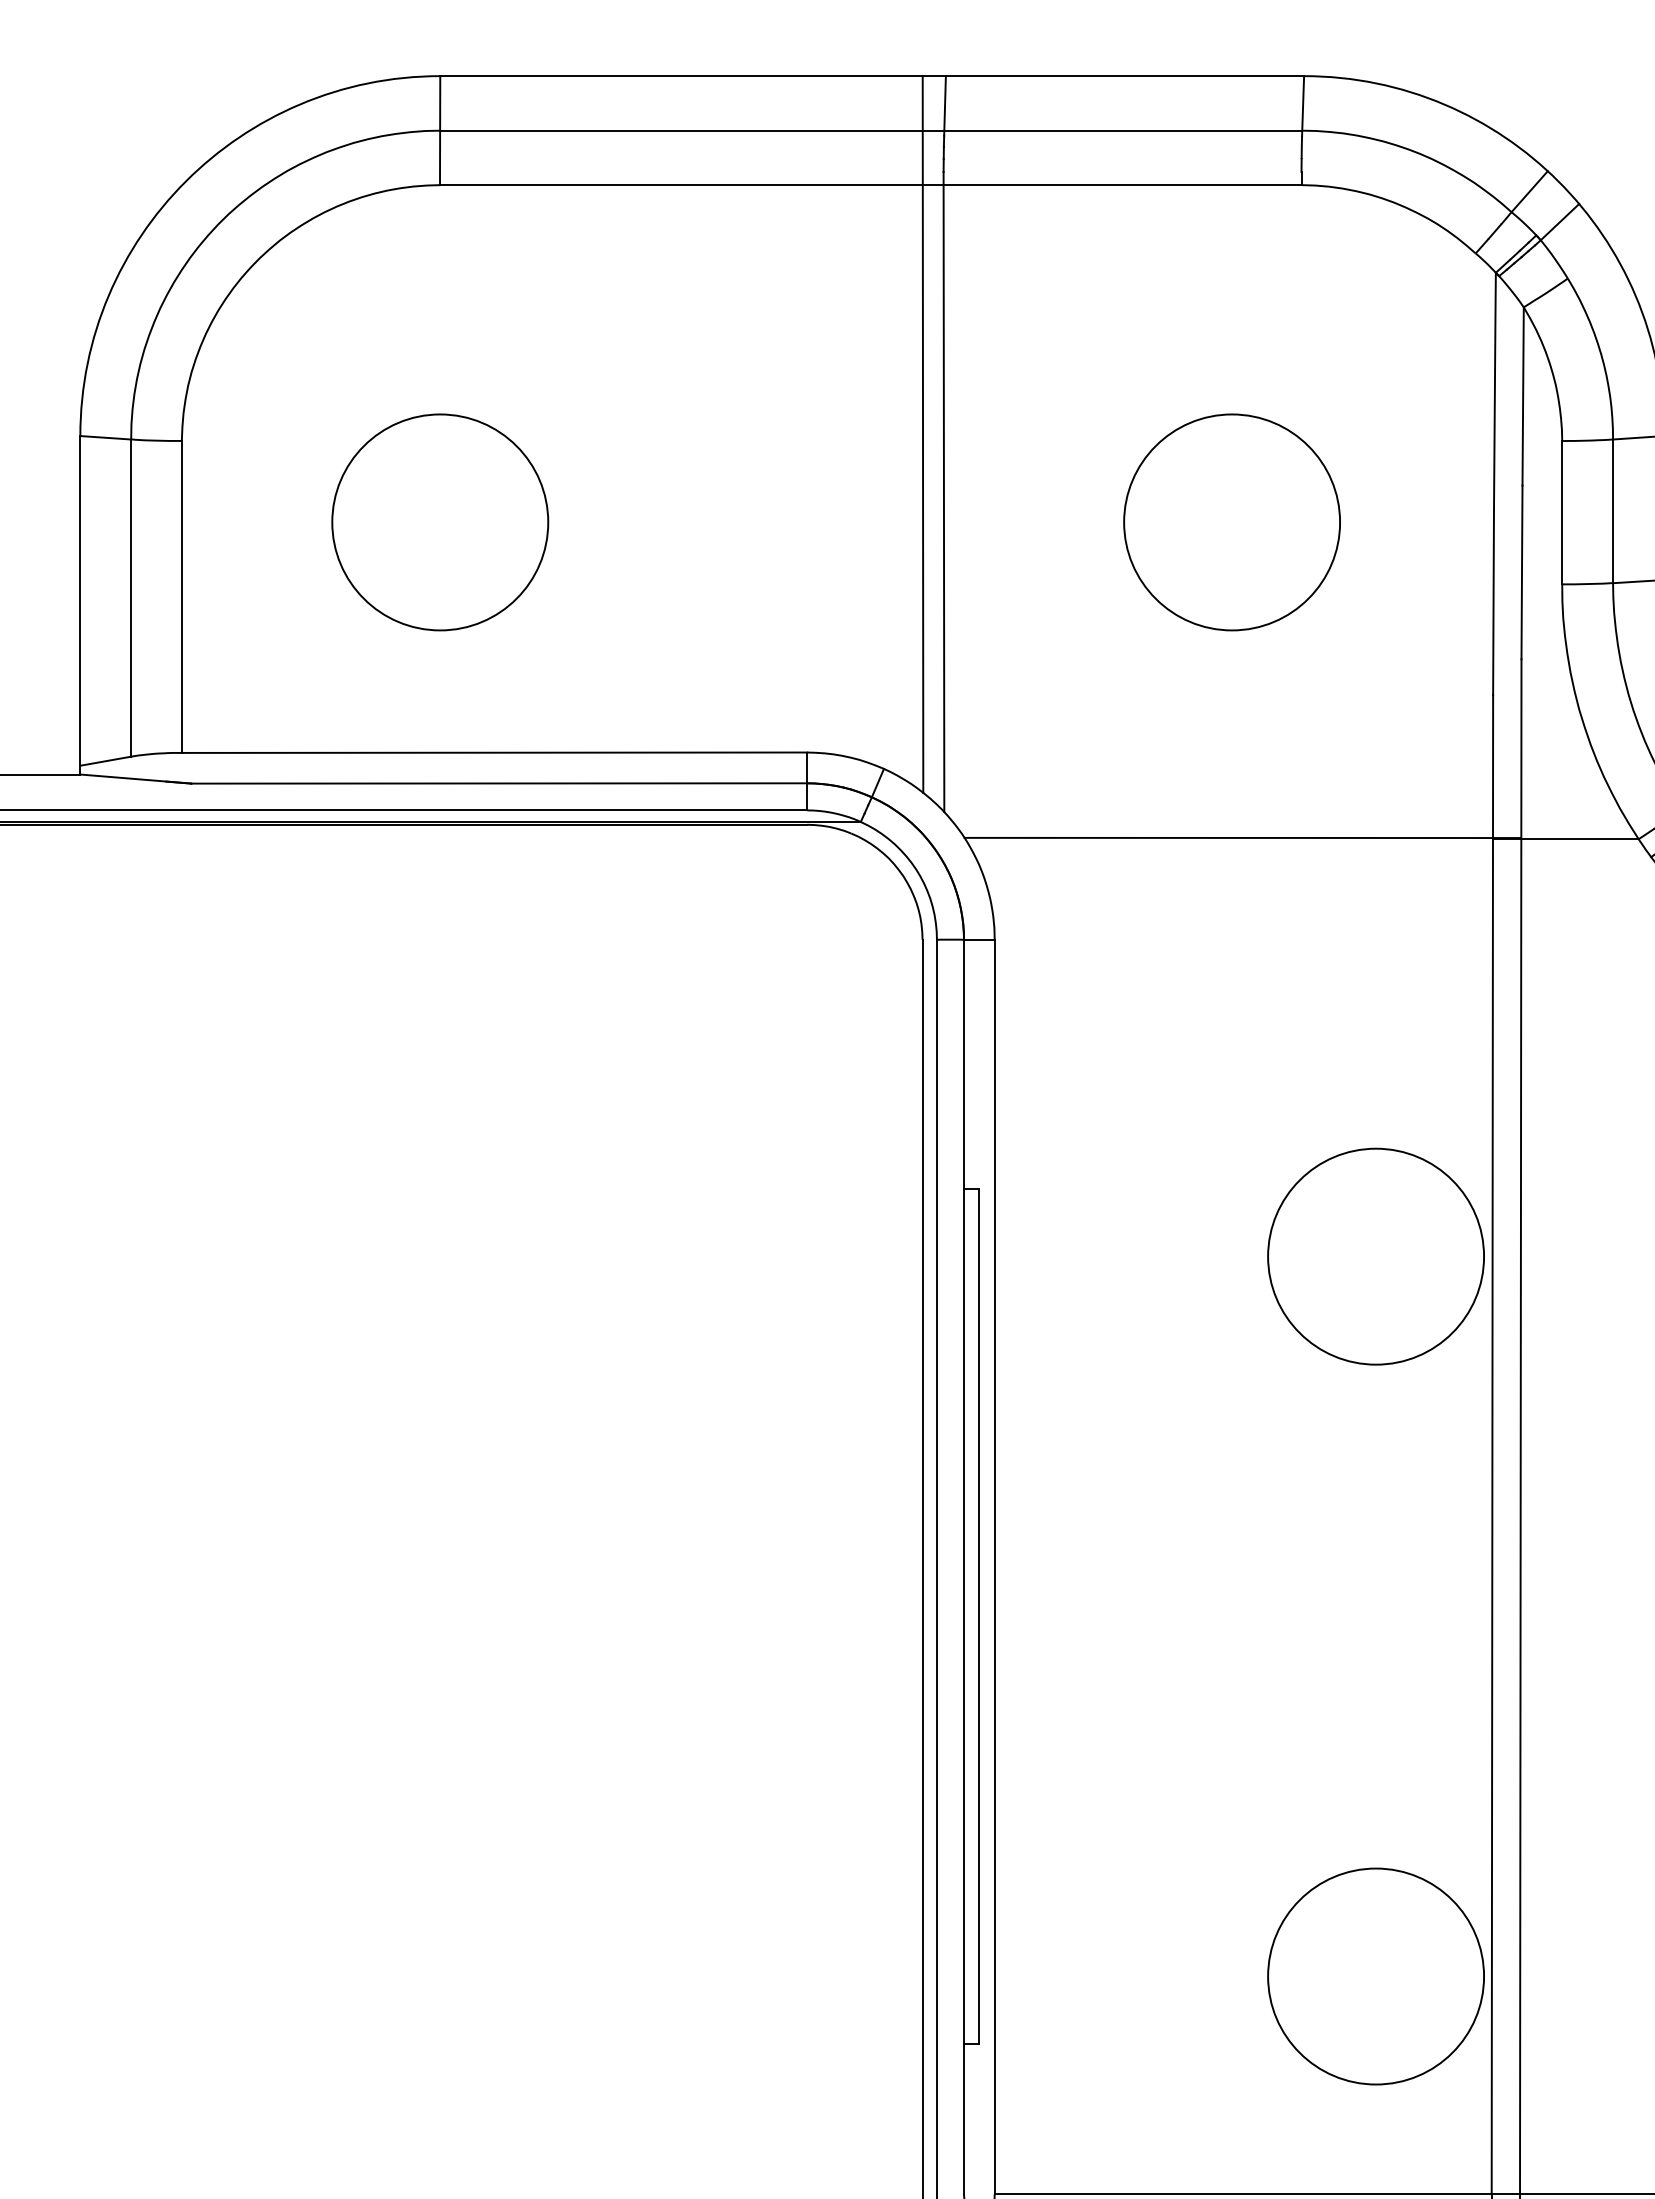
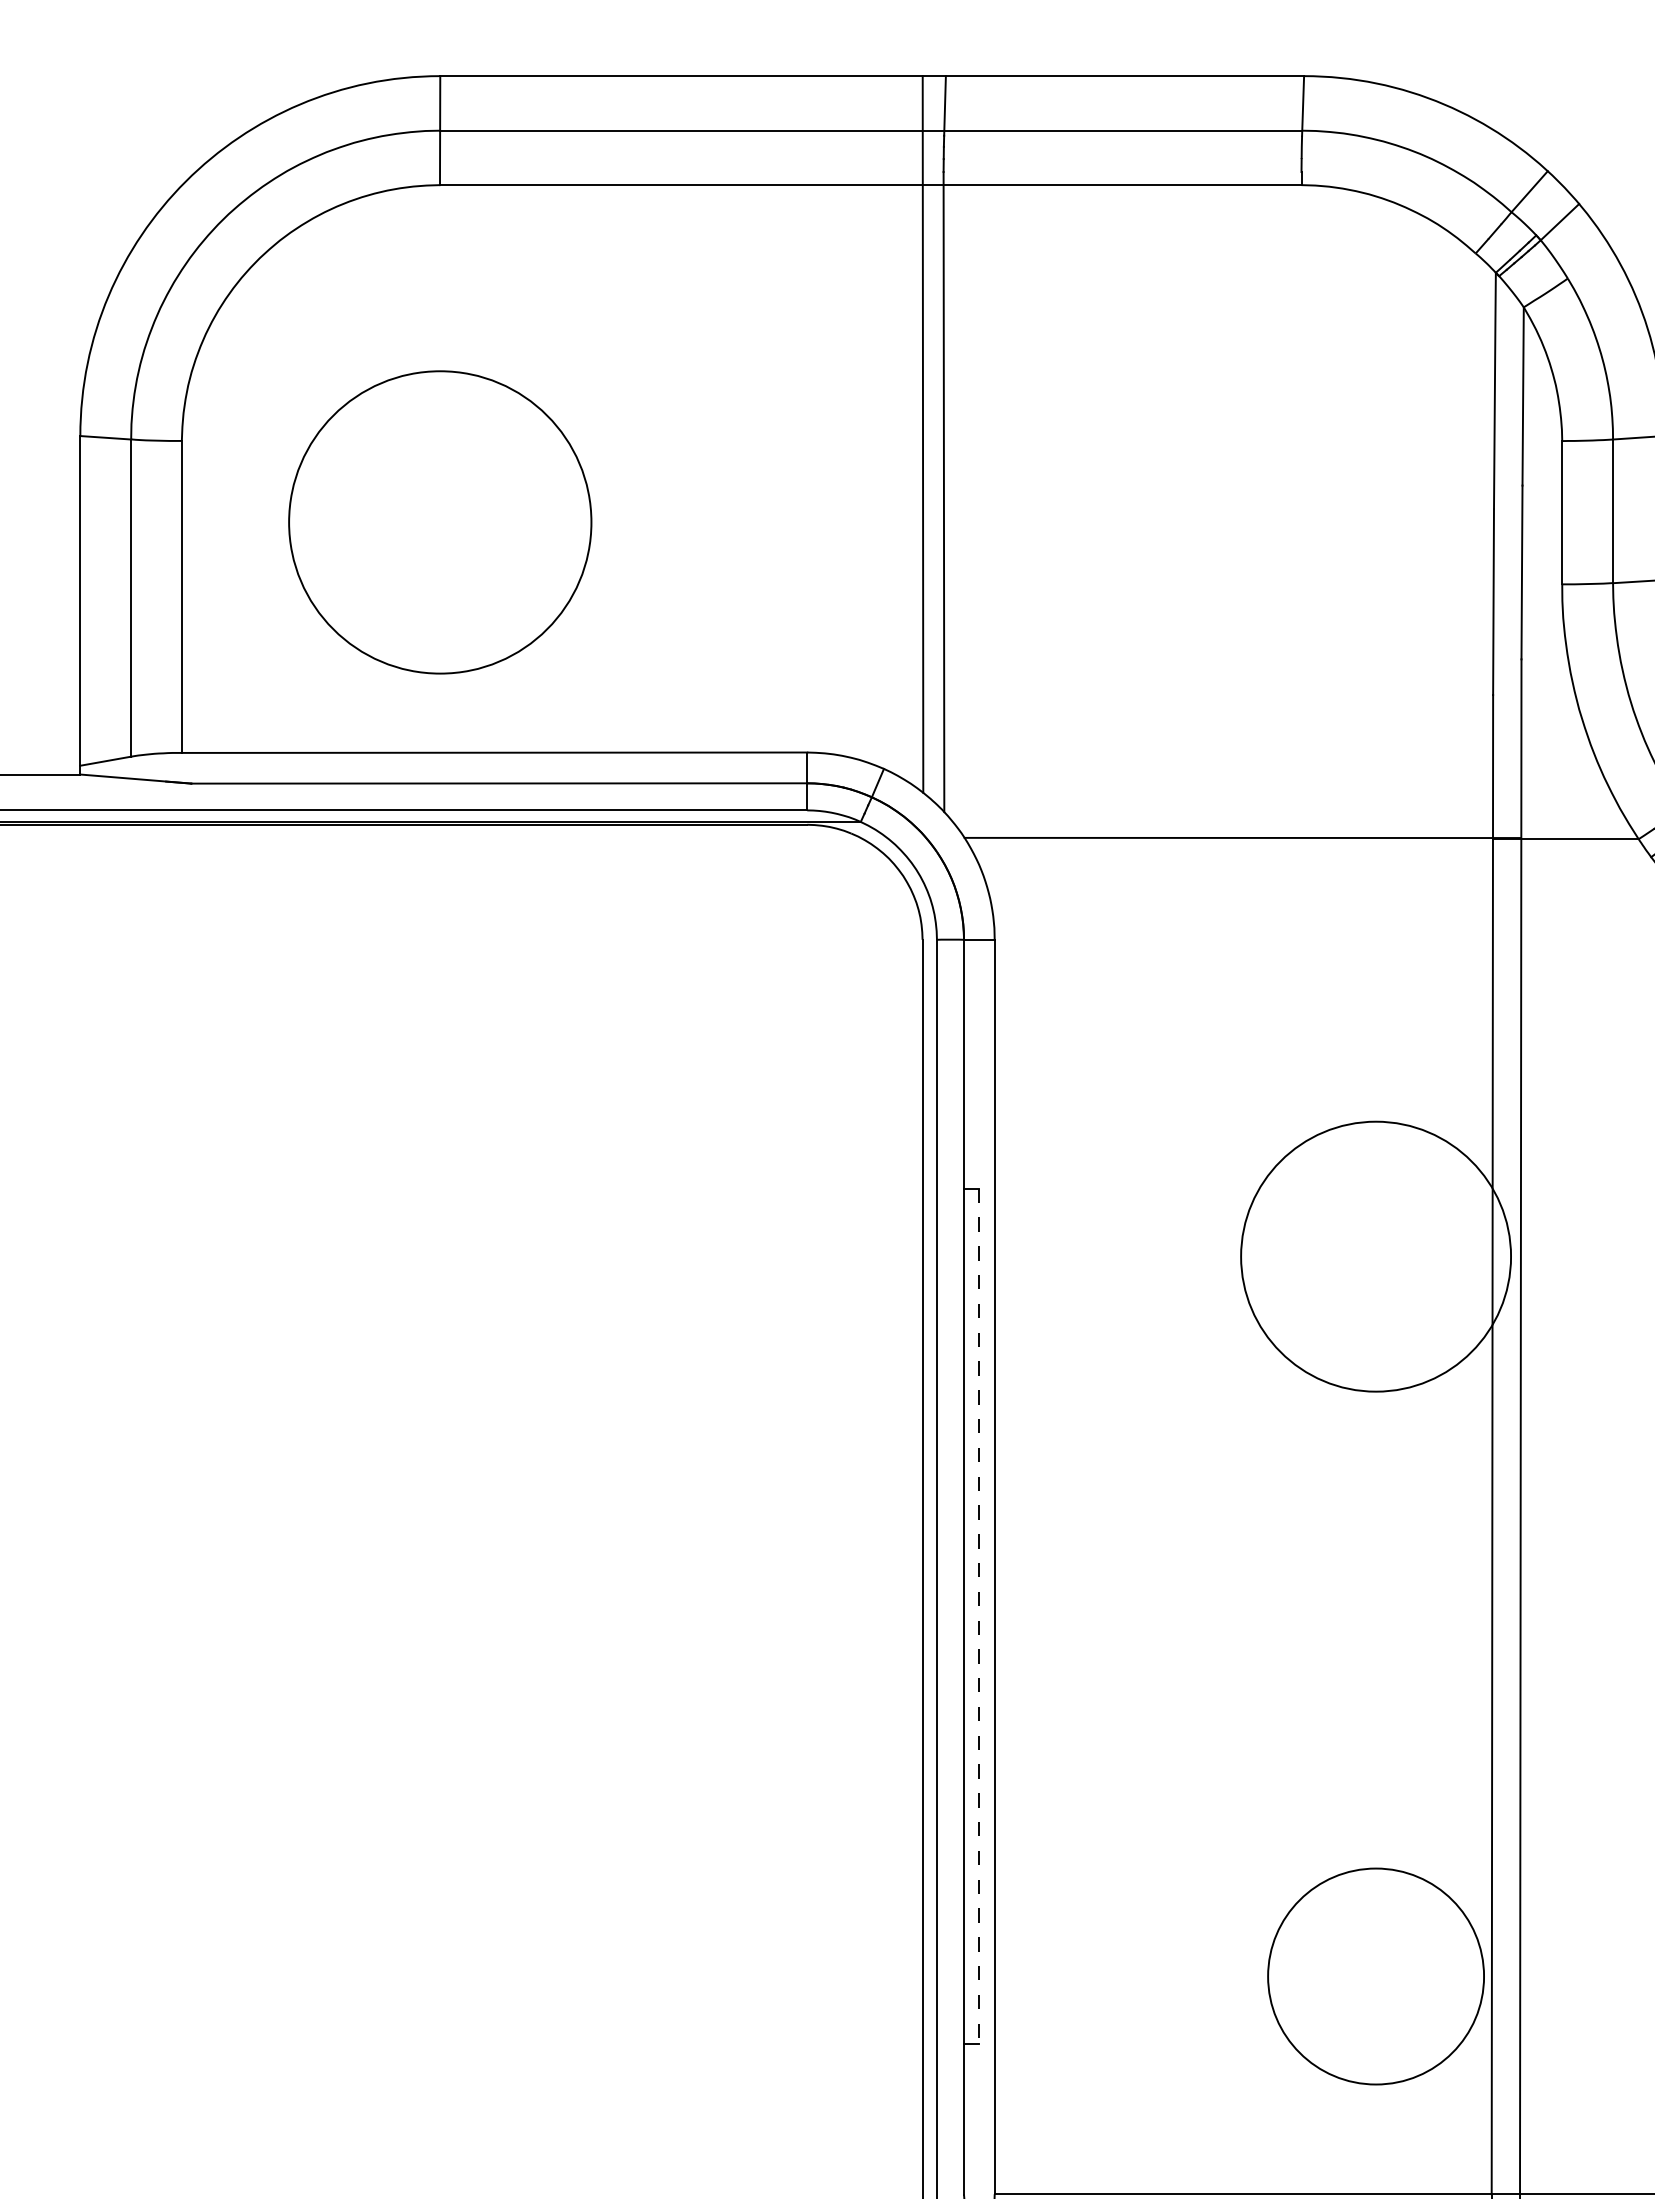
circle diameter: 216 px -> 302 px (440, 522)
circle: present -> none (1231, 522)
circle diameter: 216 px -> 270 px (1376, 1256)
line: solid -> dashed (979, 1616)
